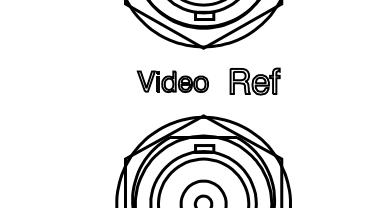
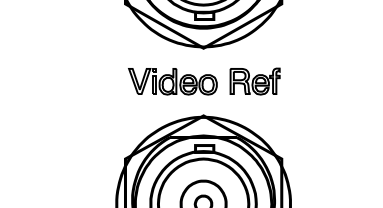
part size: 73x23 px -> 90x28 px (172, 81)
